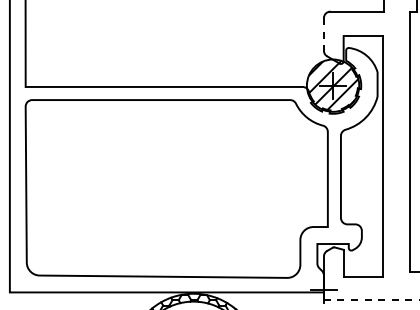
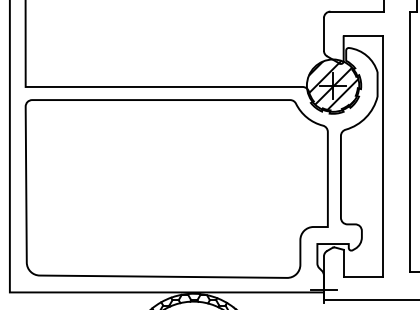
line: dashed -> solid (323, 34)
line: dashed -> solid (371, 299)
